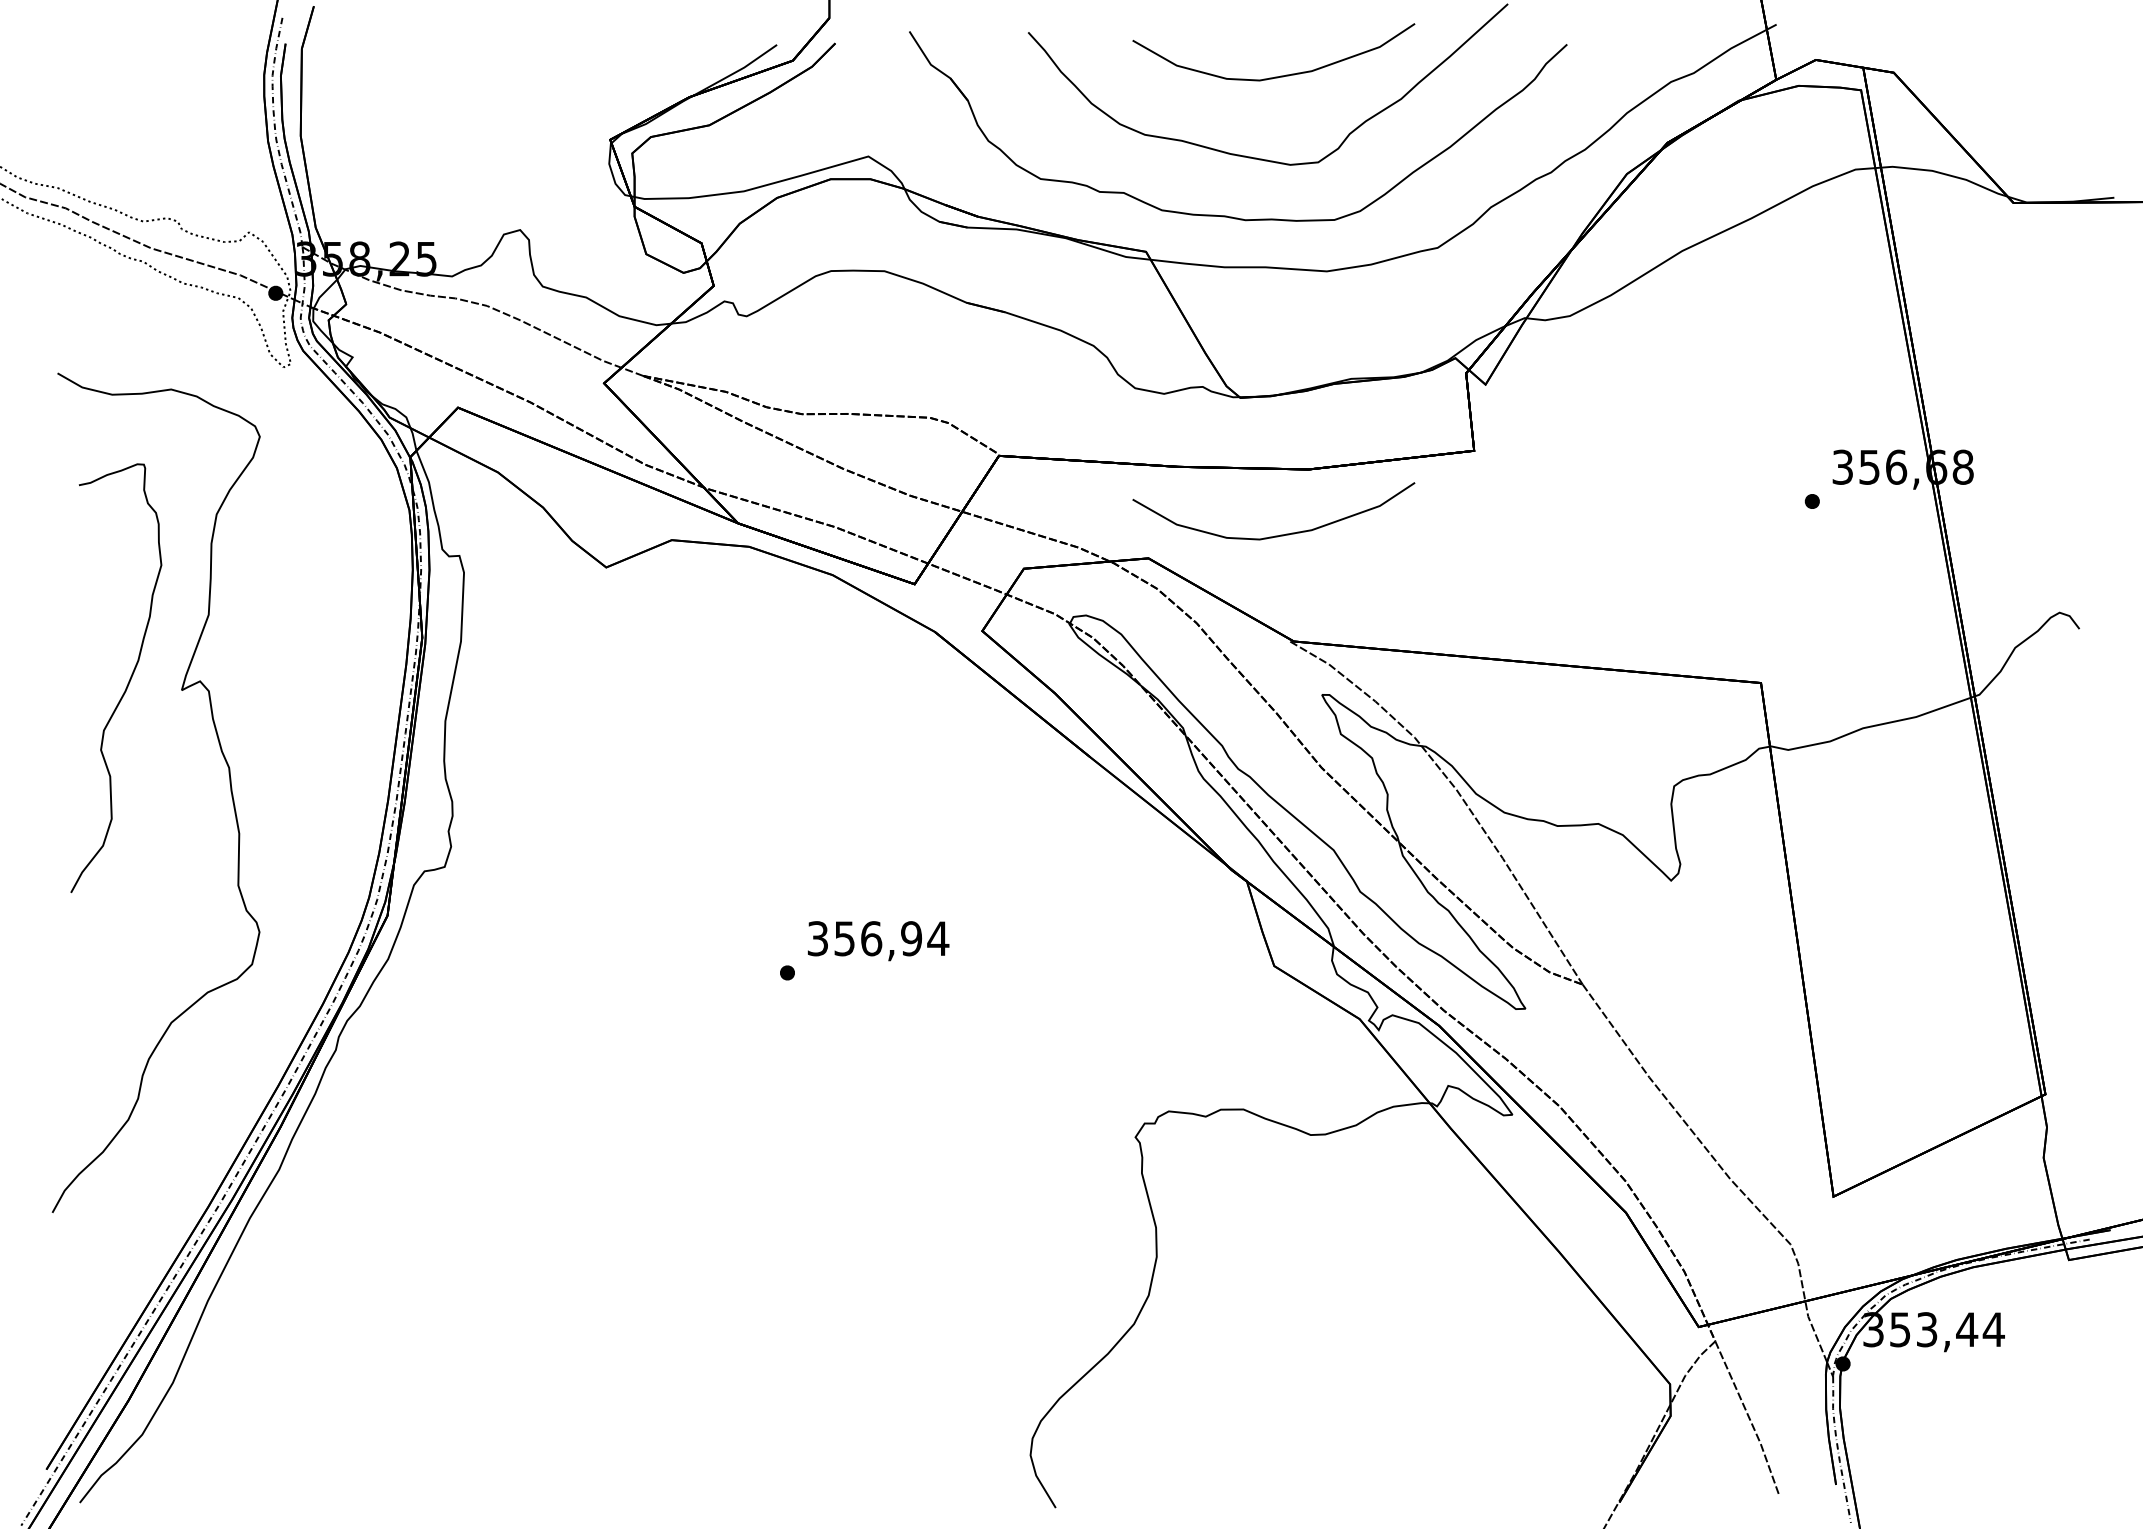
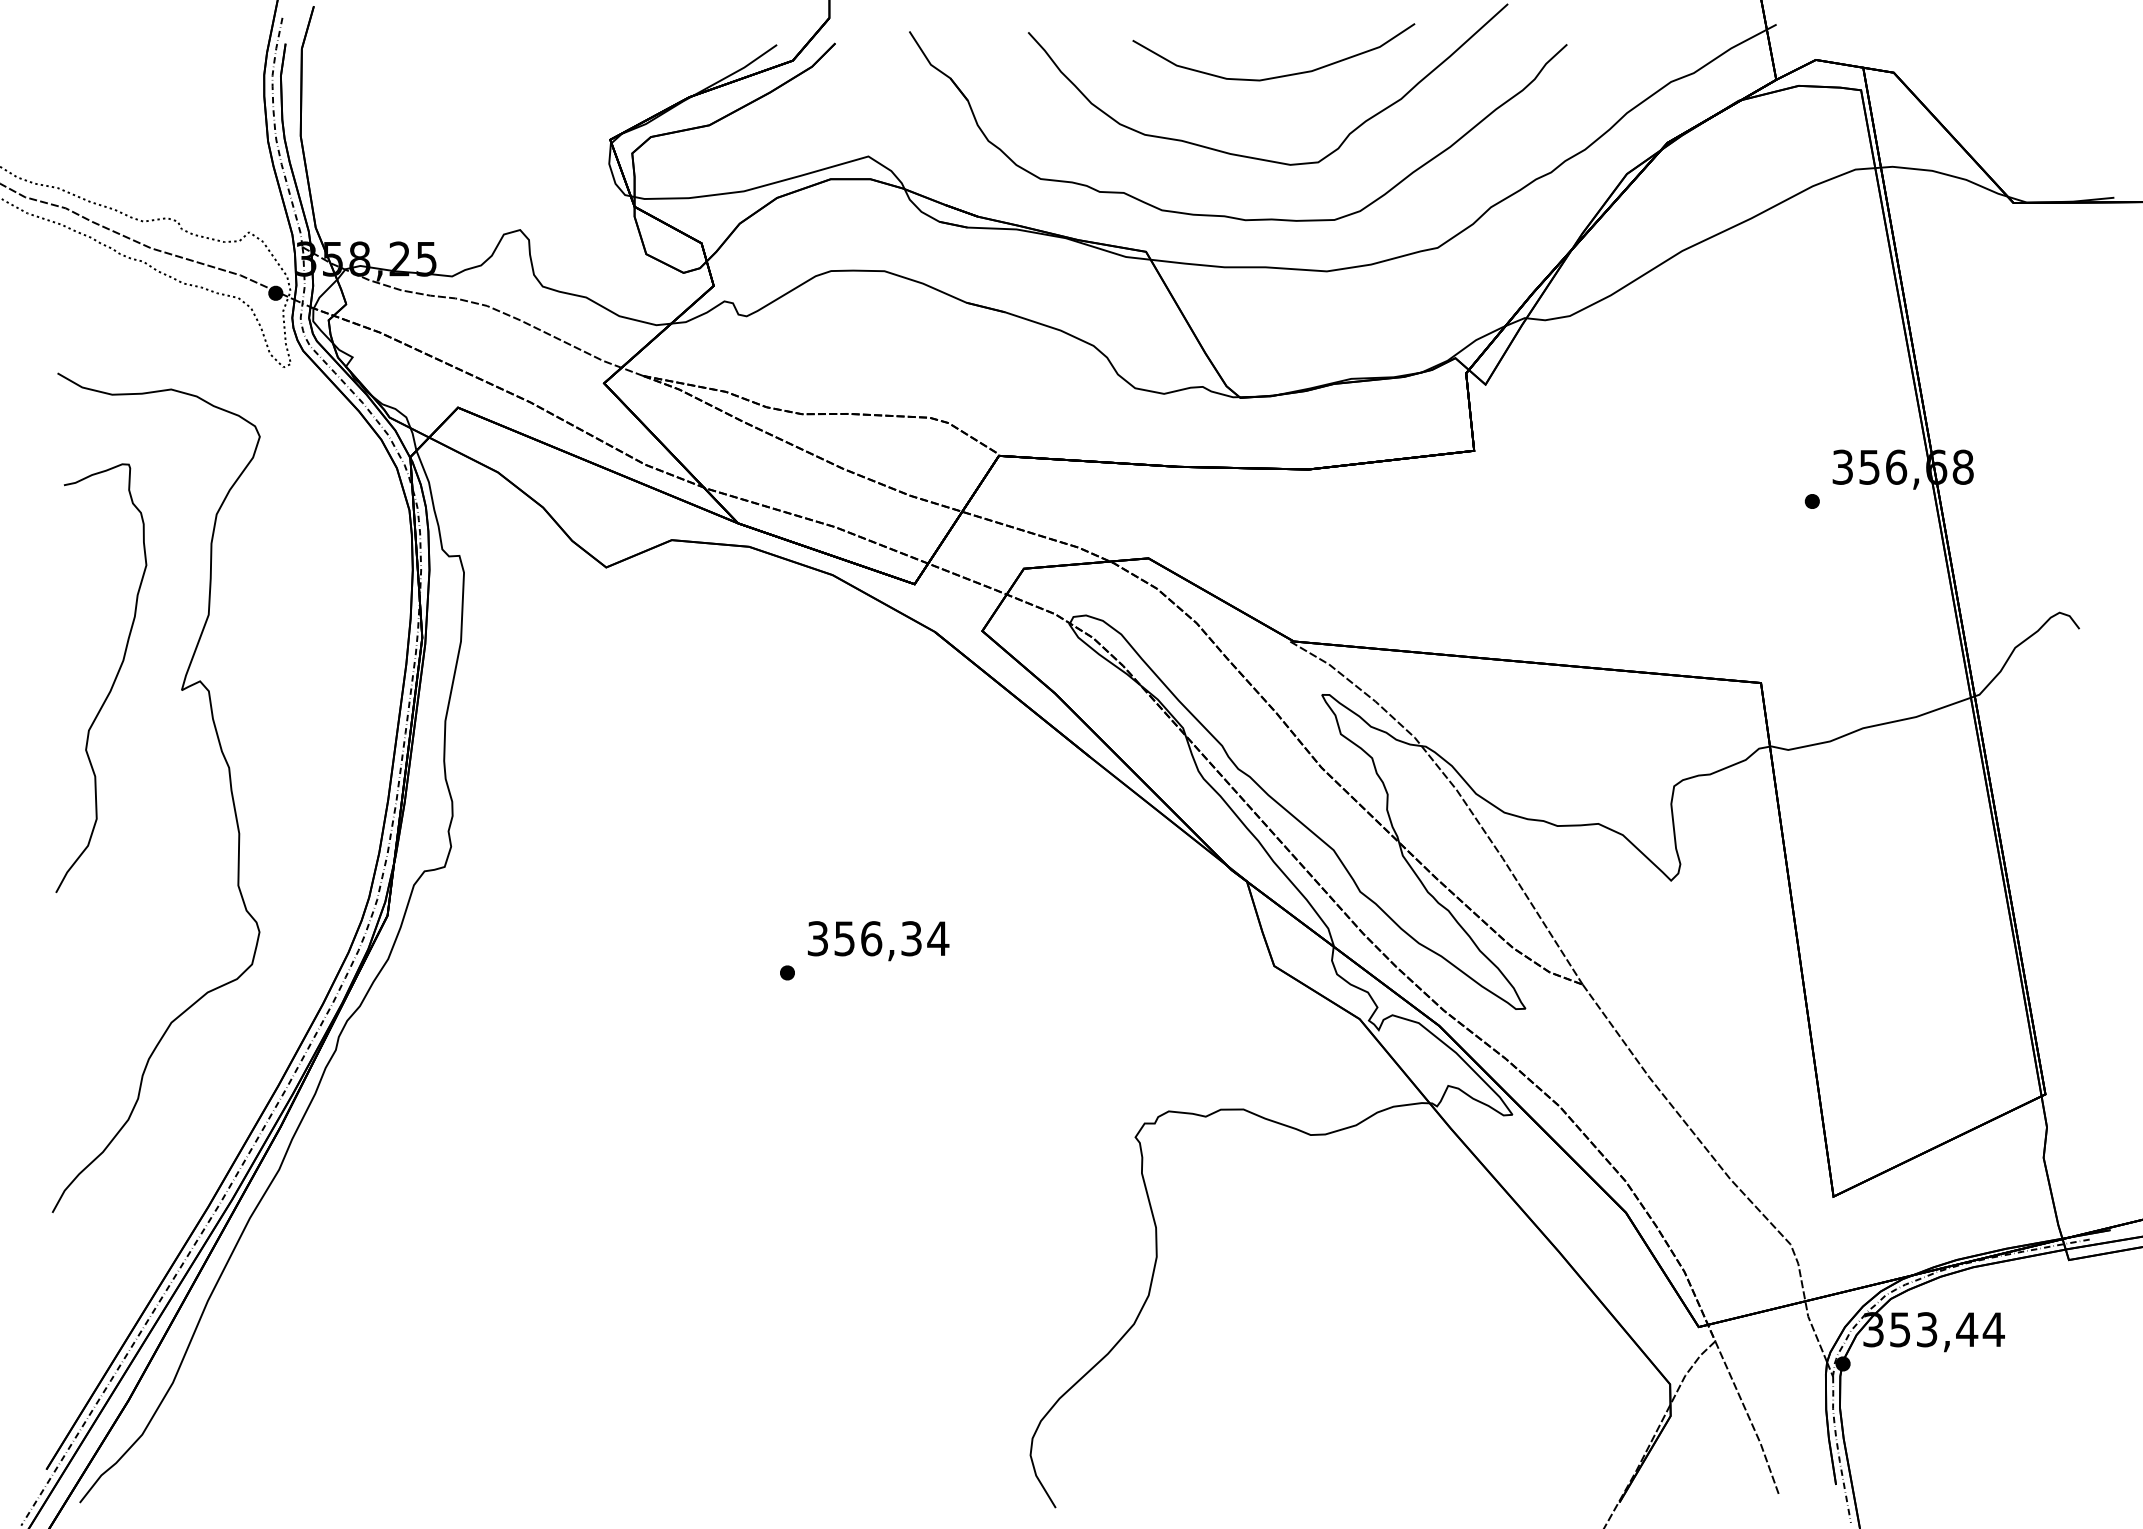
curve: present -> none (1280, 534)
curve position: (127, 683) -> (112, 683) (112, 683)
text: 356,94 -> 356,34 (911, 938)
